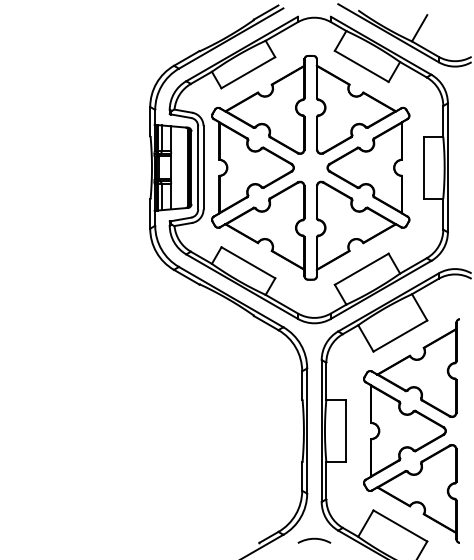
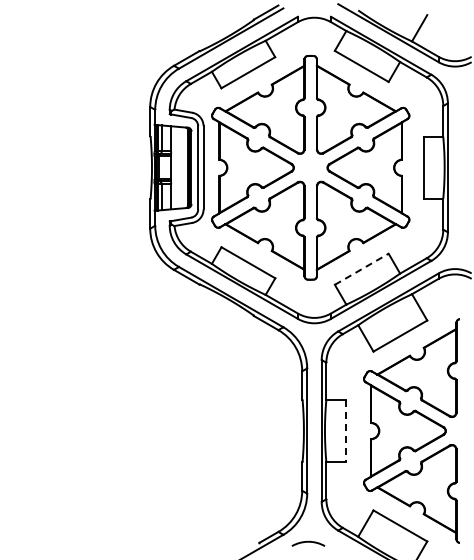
line: solid -> dashed (362, 269)
line: solid -> dashed (345, 431)
arc position: (314, 539) -> (308, 542) (308, 542)
